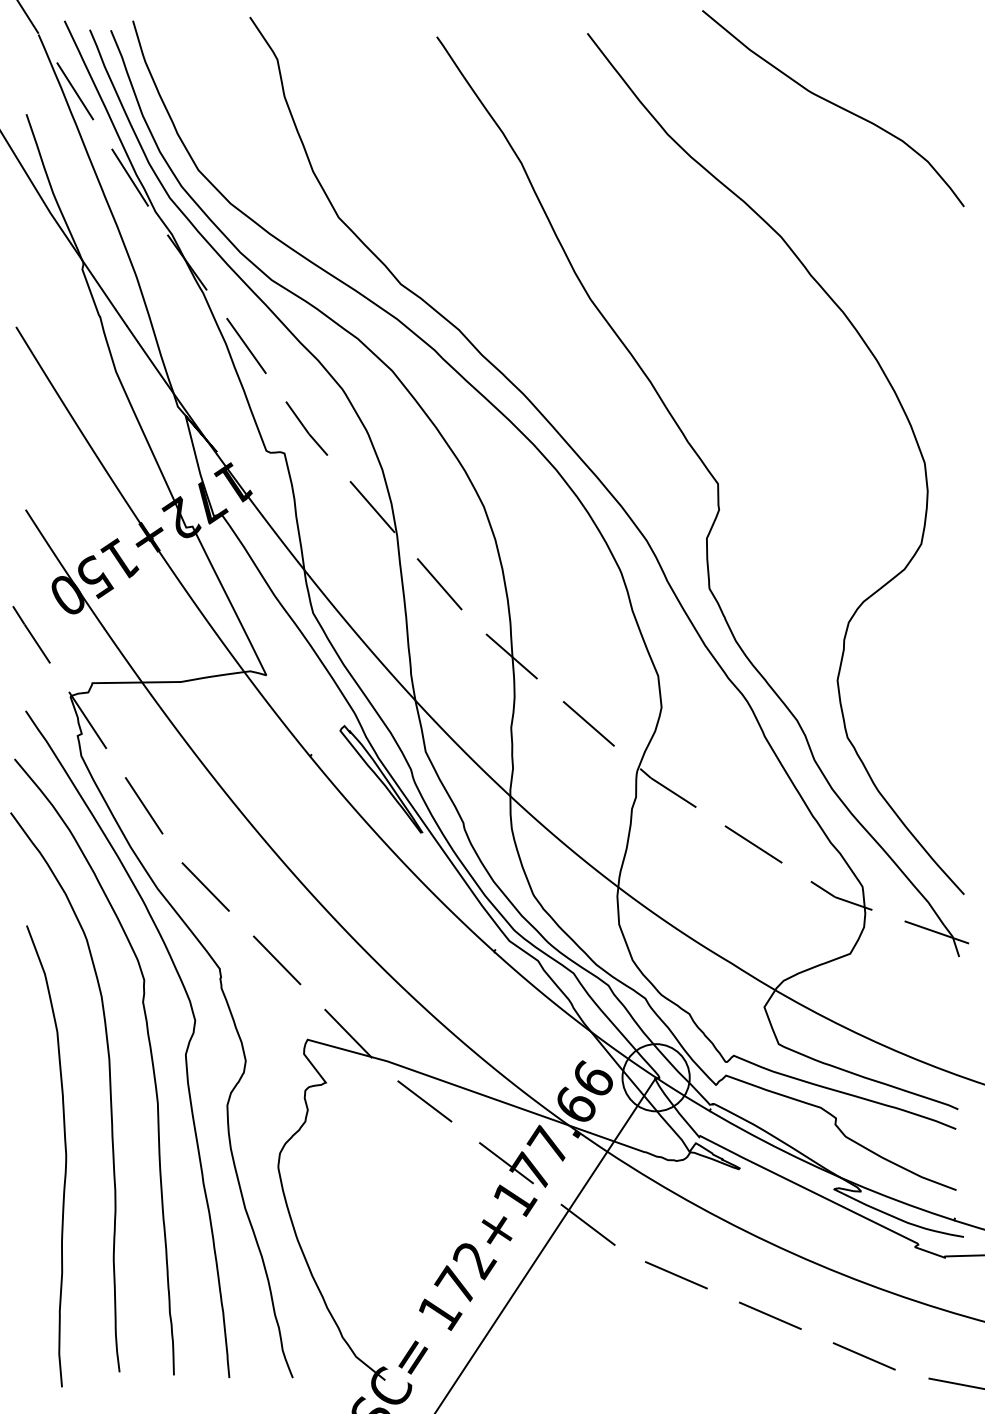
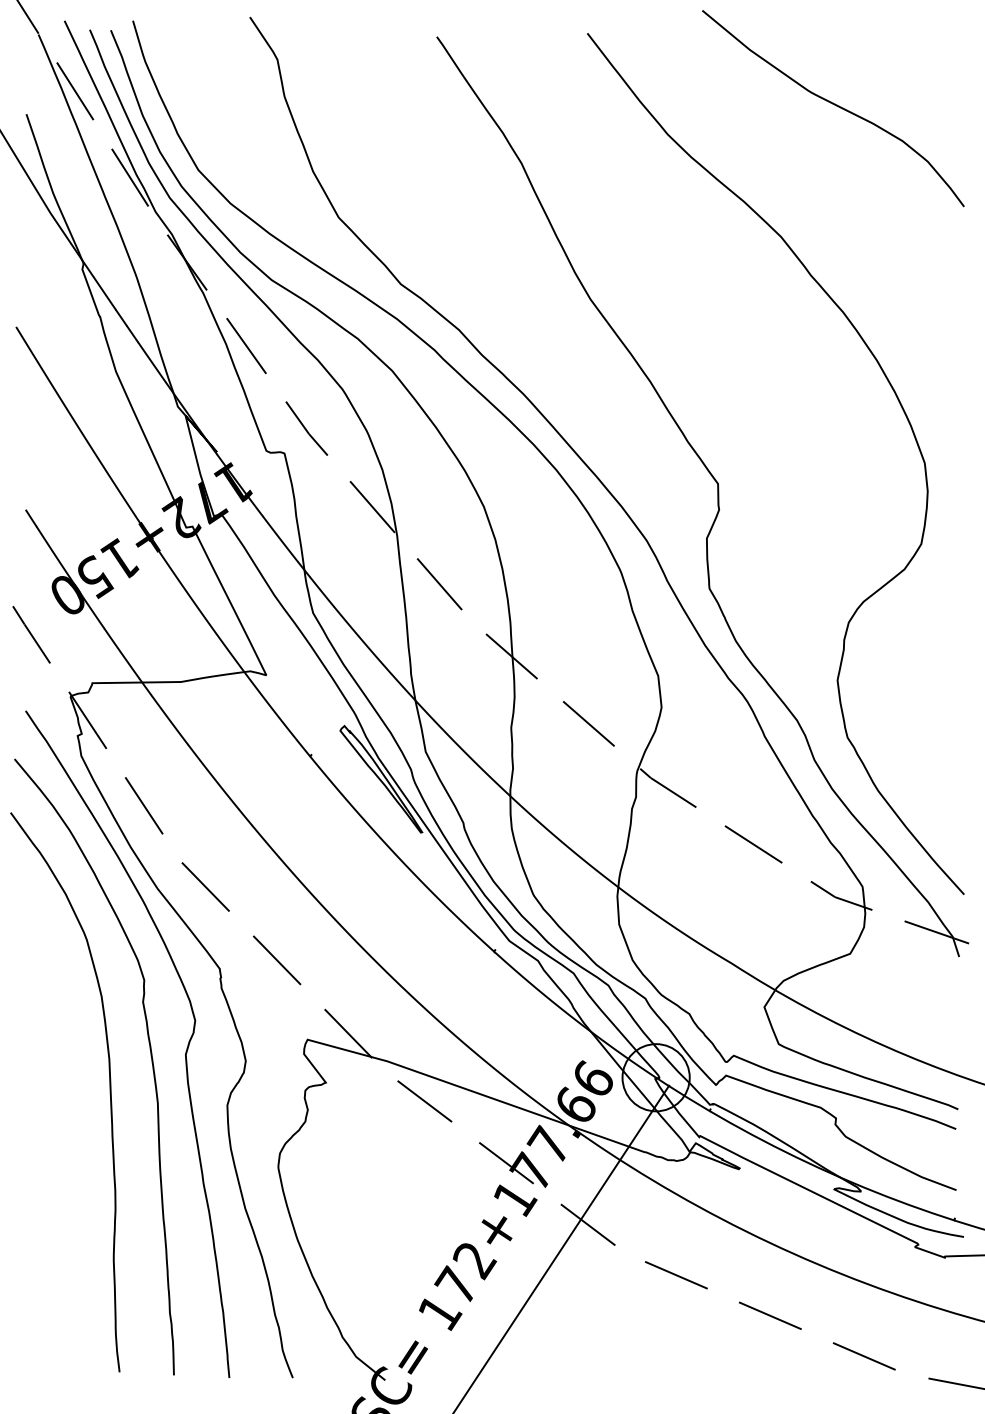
curve: present -> none (65, 1156)
line position: (546, 1243) -> (562, 1247) (562, 1247)
